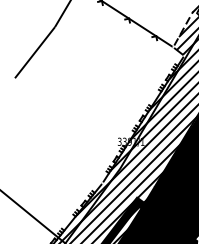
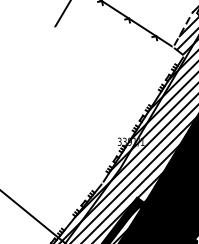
line: present -> none (34, 52)
